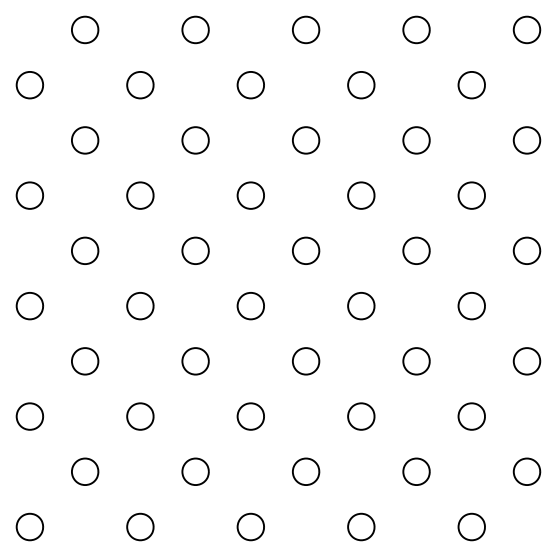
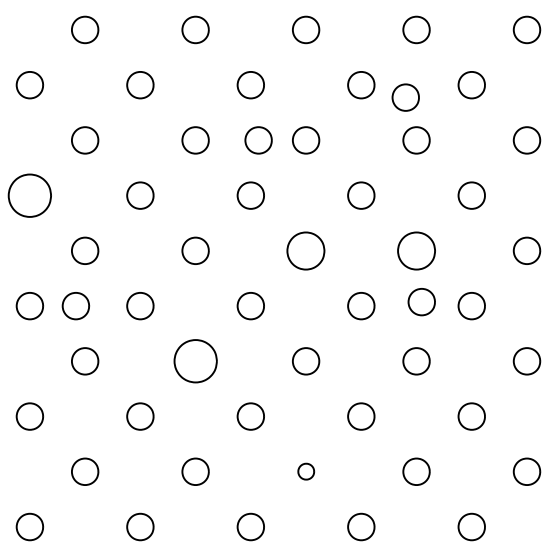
part: none -> present (405, 97)
part: none -> present (258, 140)
part size: 30x29 px -> 45x45 px (29, 195)
part size: 29x29 px -> 40x40 px (305, 250)
part size: 29x29 px -> 39x40 px (416, 250)
part: none -> present (421, 302)
part: none -> present (75, 306)
part size: 29x29 px -> 45x45 px (195, 361)
part size: 29x29 px -> 19x19 px (306, 471)
